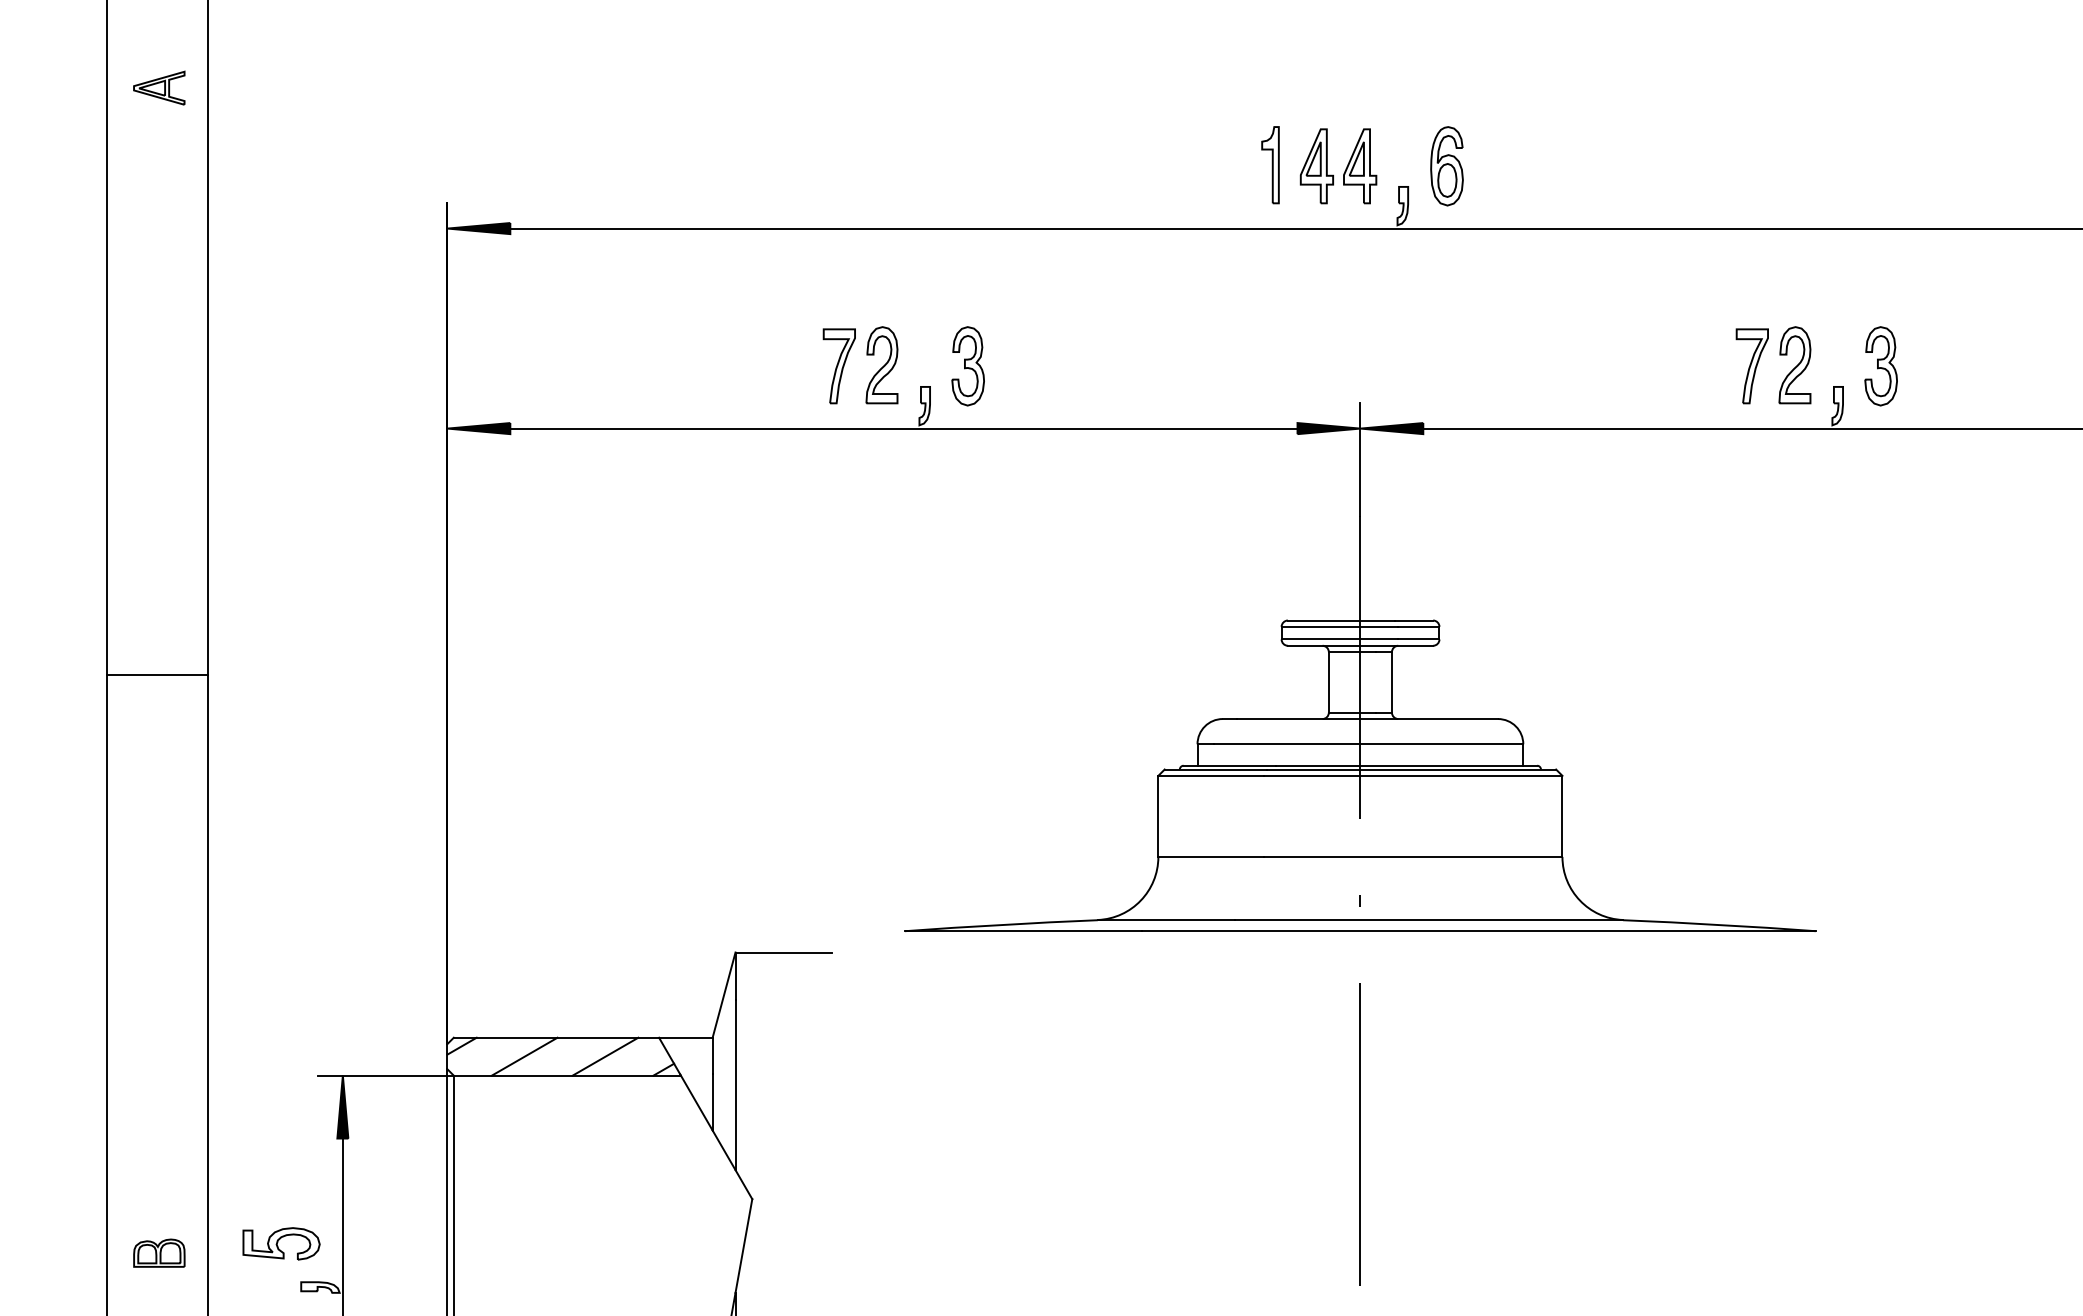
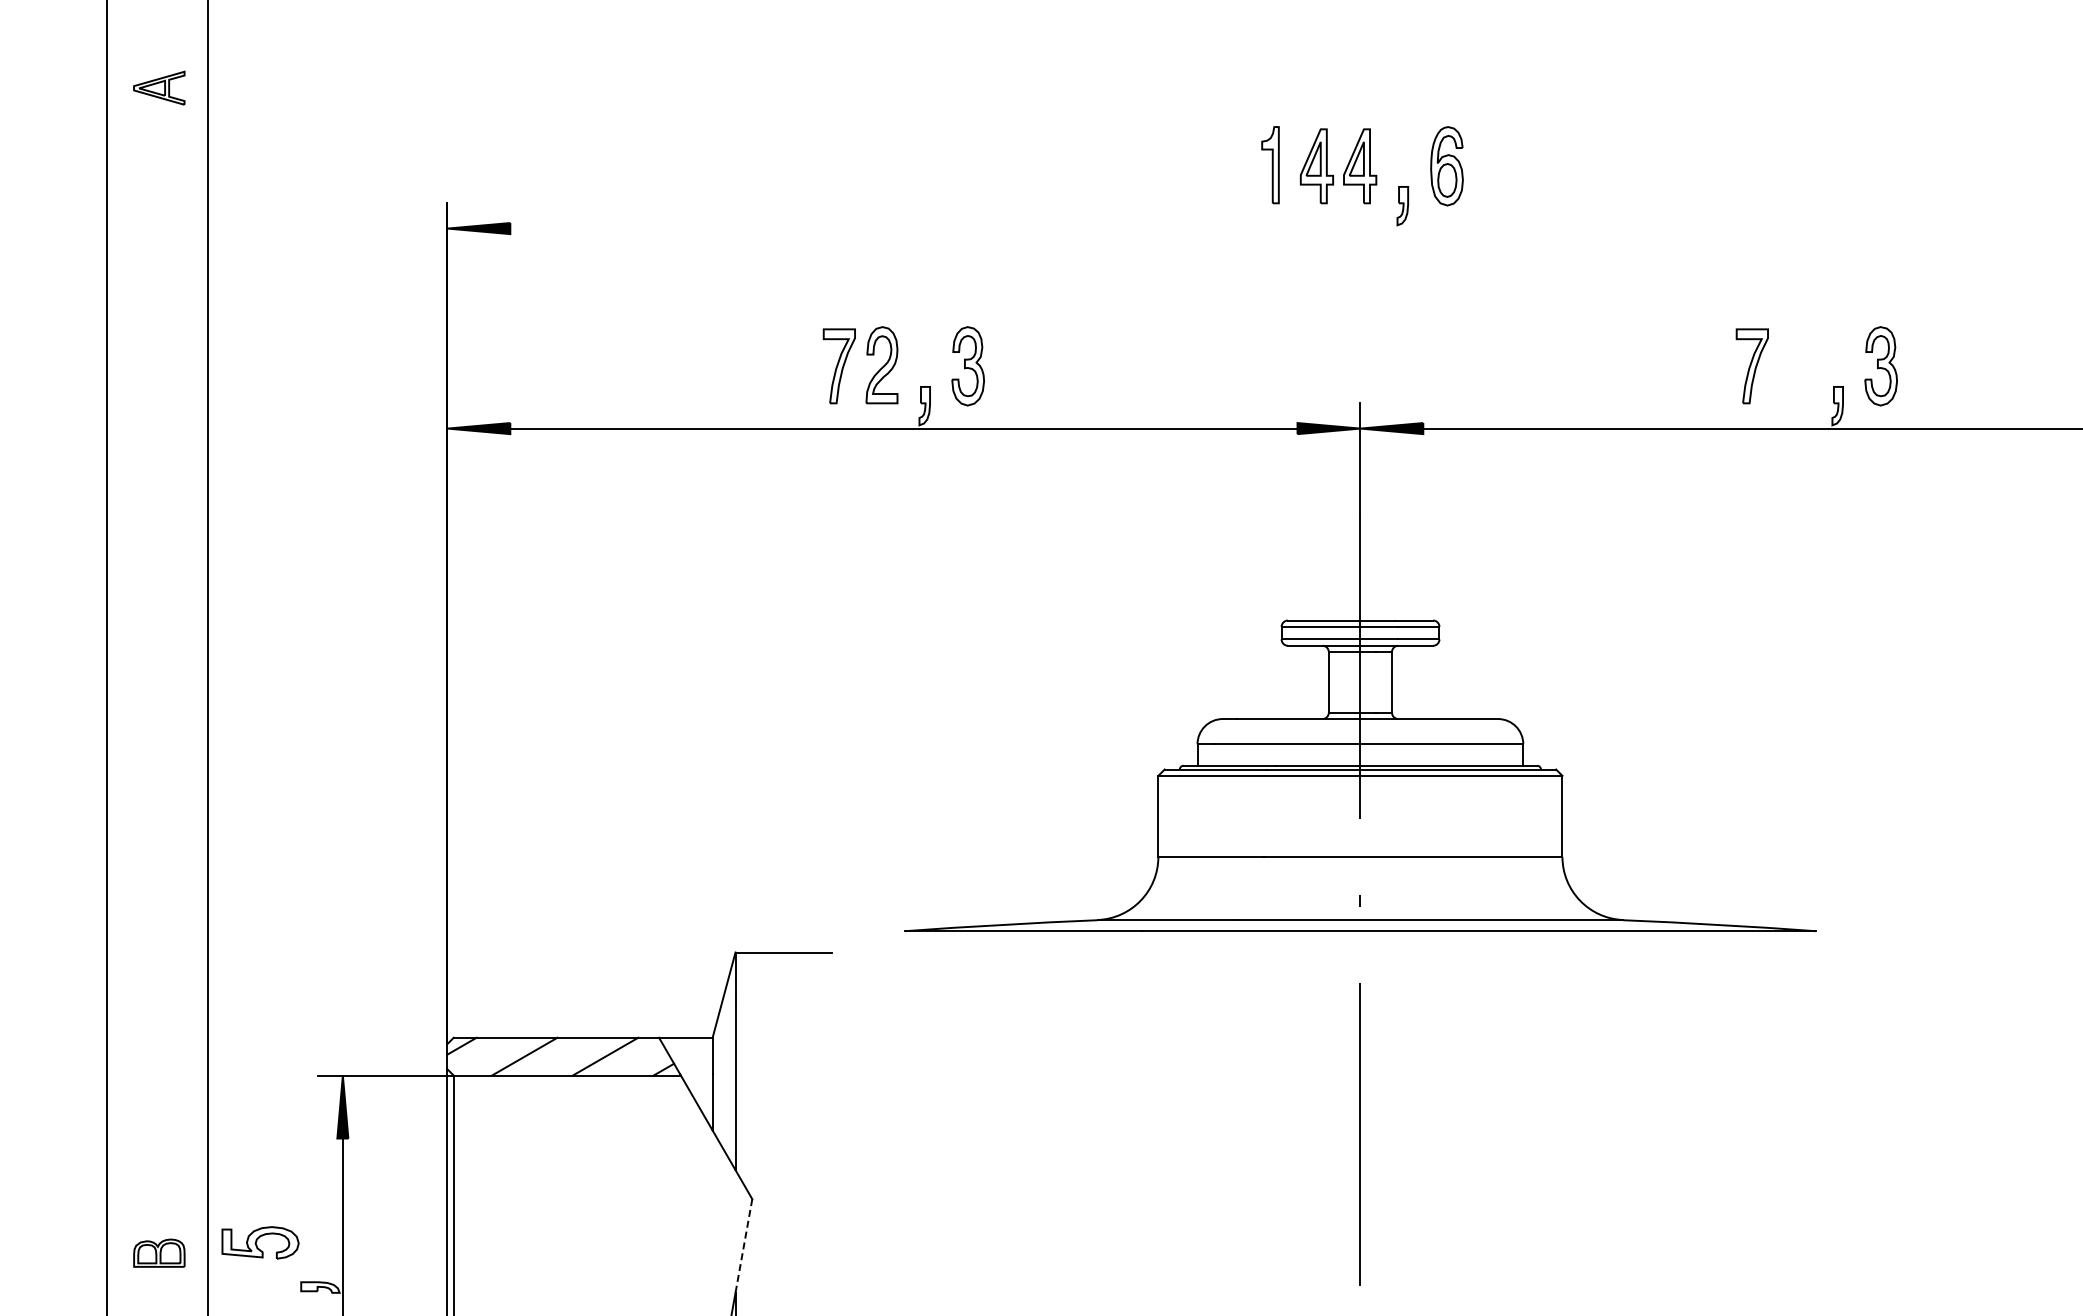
line: present -> none (1294, 228)
part: present -> none (1794, 365)
line: present -> none (156, 675)
part position: (281, 1243) -> (260, 1242) (260, 1242)
line: solid -> dashed (743, 1246)
